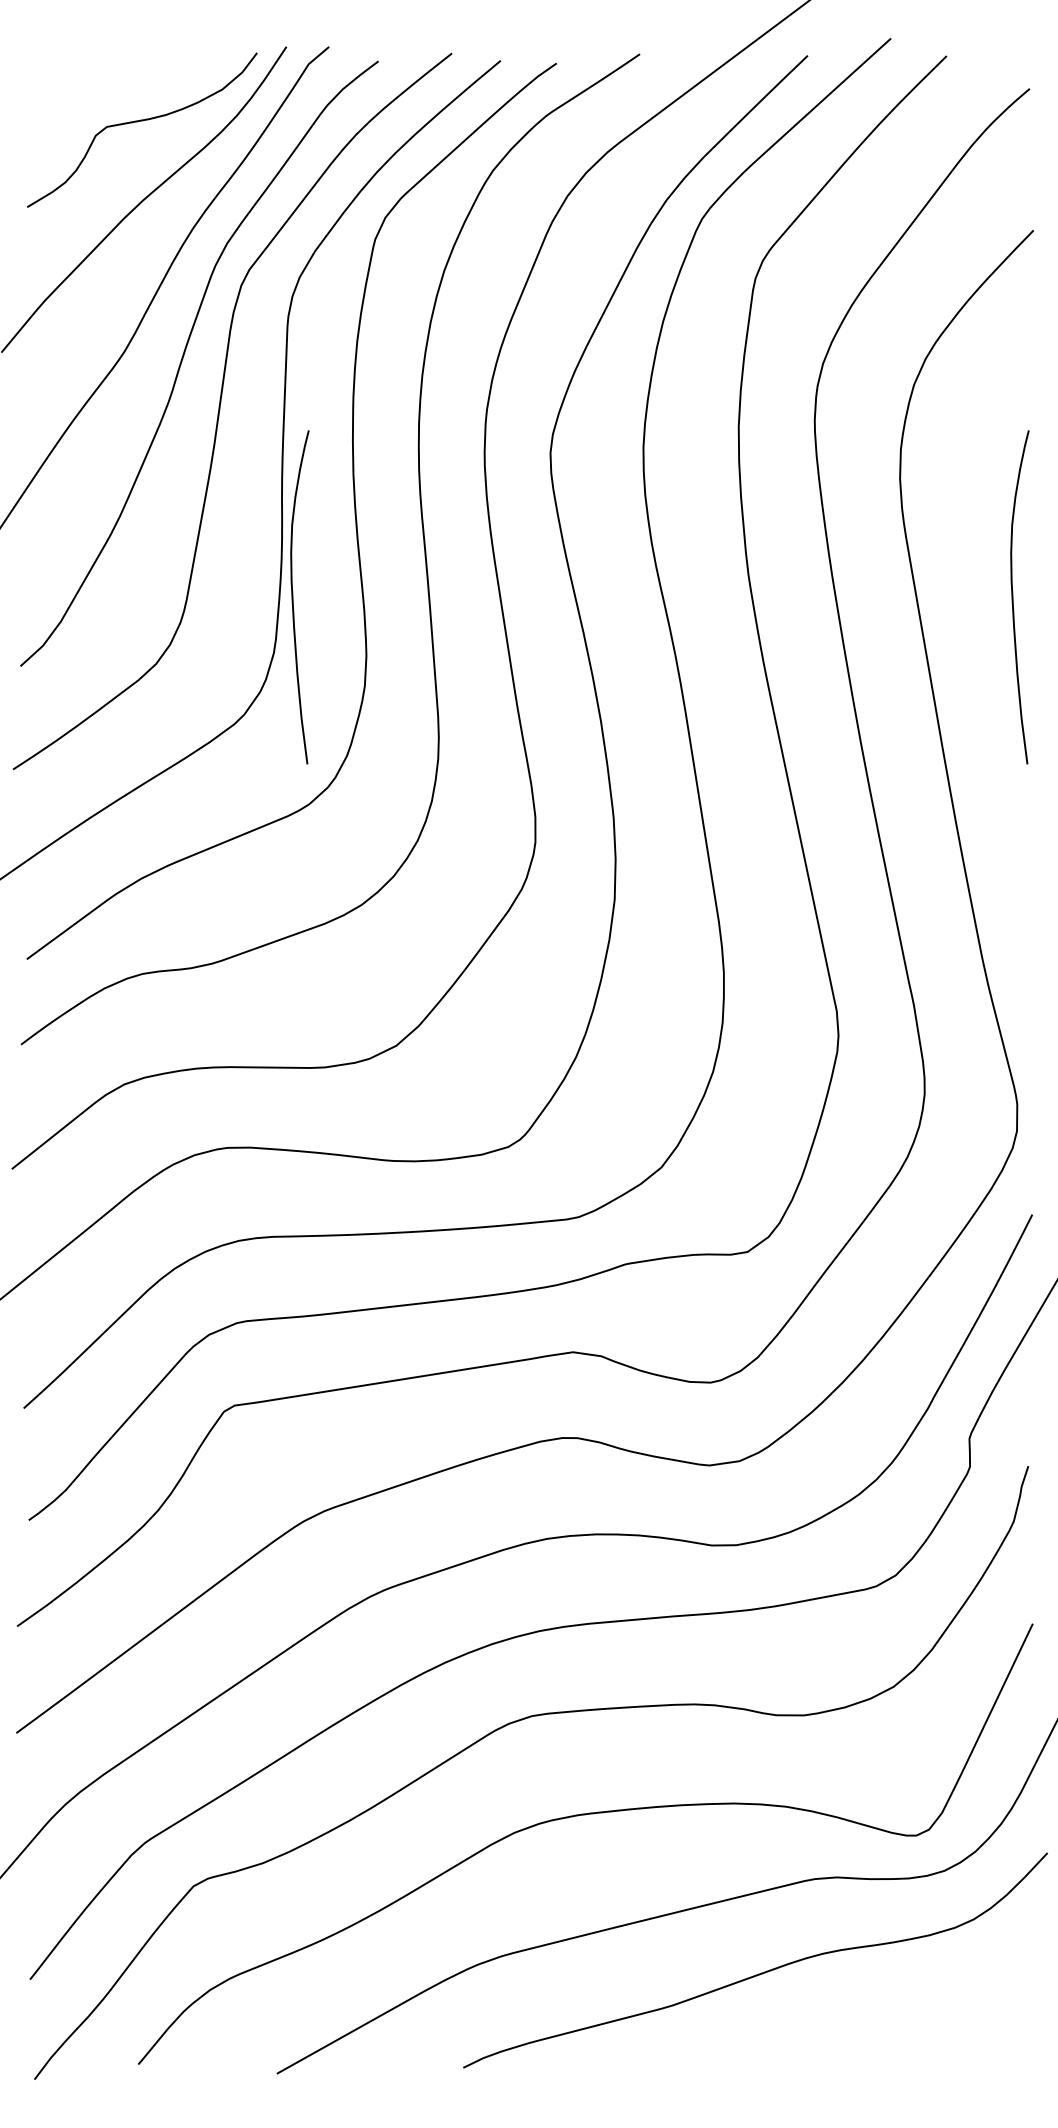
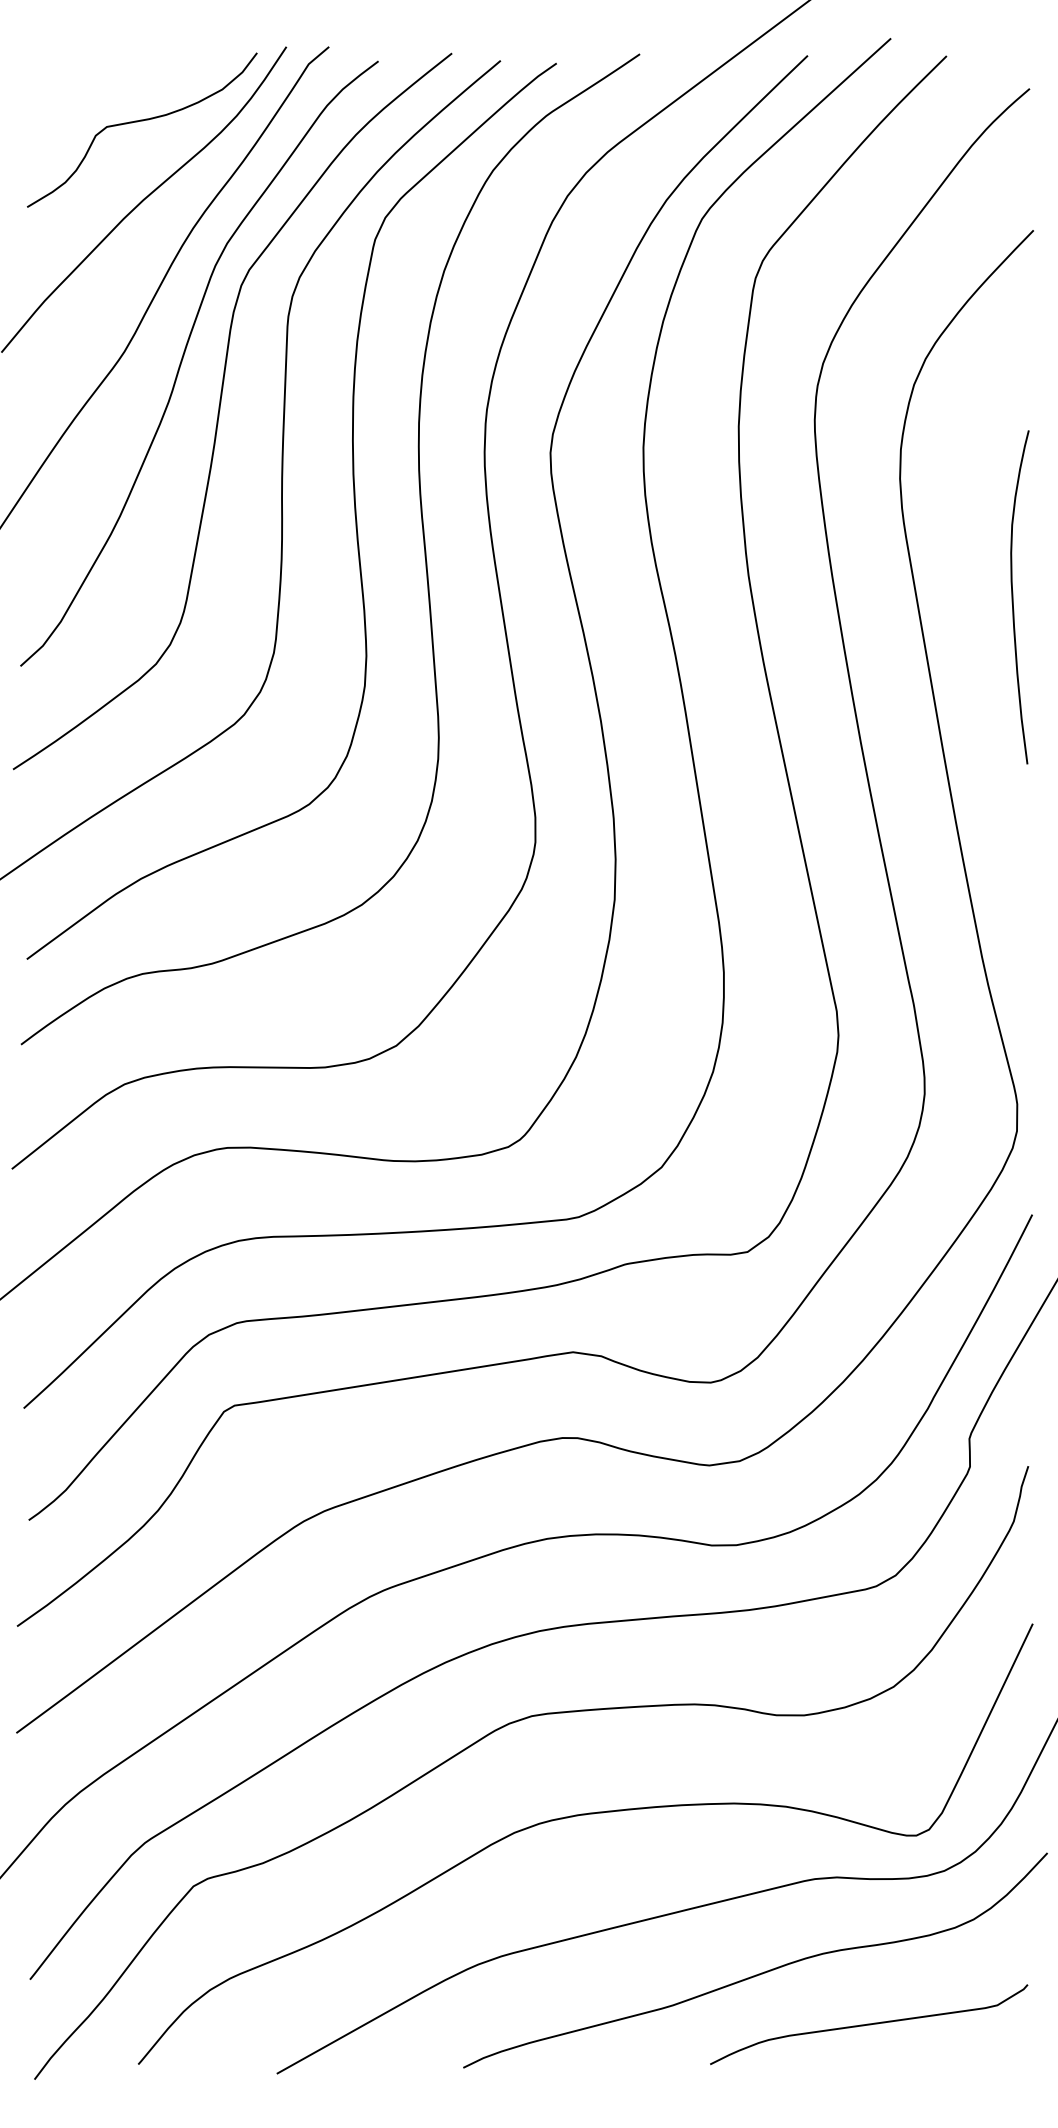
curve: present -> none (293, 597)
curve: none -> present (869, 2024)
